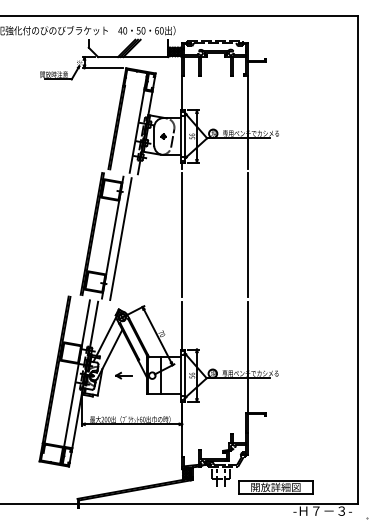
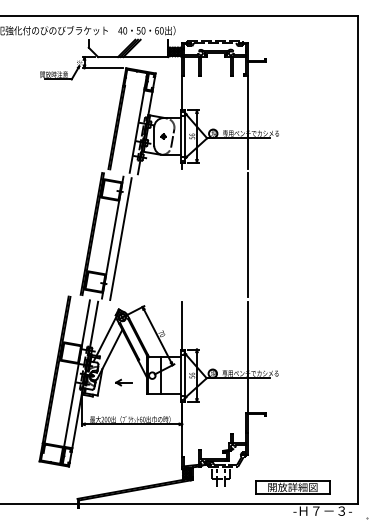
line: present -> none (182, 235)
part position: (123, 375) -> (123, 382) (123, 382)
part position: (275, 487) -> (292, 487) (292, 487)
